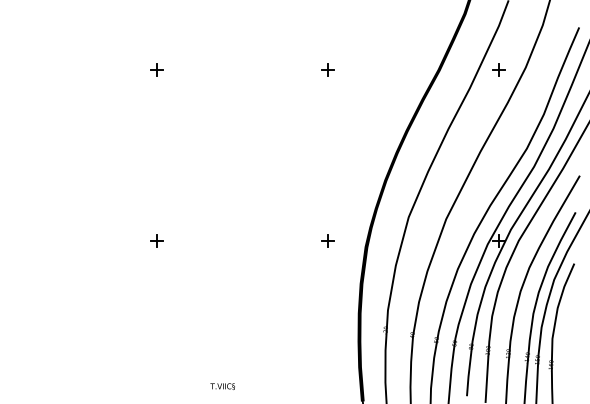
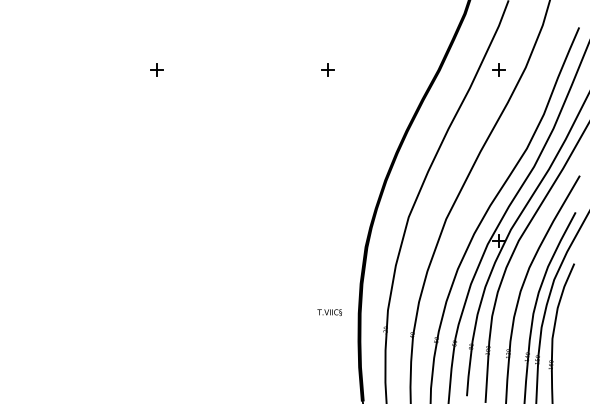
part: present -> none (156, 240)
part: present -> none (327, 240)
text position: (222, 386) -> (329, 312) (329, 312)
